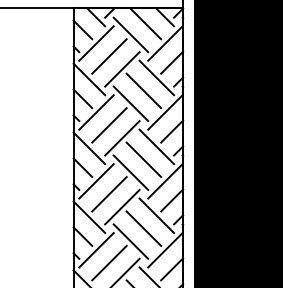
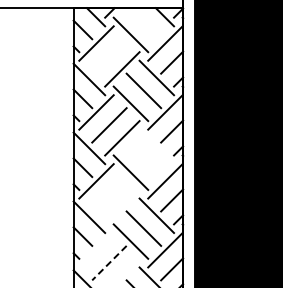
line: present -> none (145, 23)
line: present -> none (109, 56)
line: present -> none (156, 146)
line: present -> none (143, 159)
line: present -> none (109, 194)
line: present -> none (122, 206)
line: present -> none (96, 250)
line: solid -> dashed (109, 263)
line: present -> none (126, 271)
